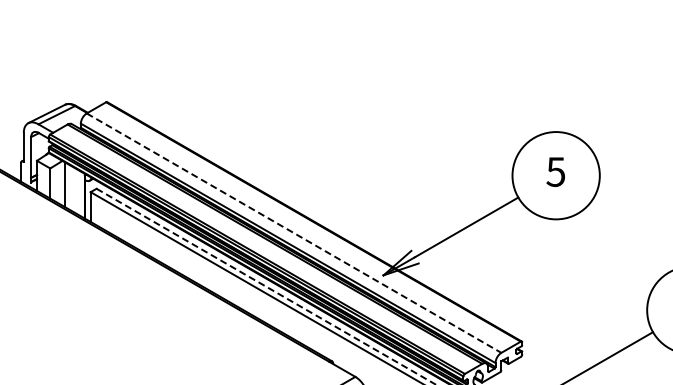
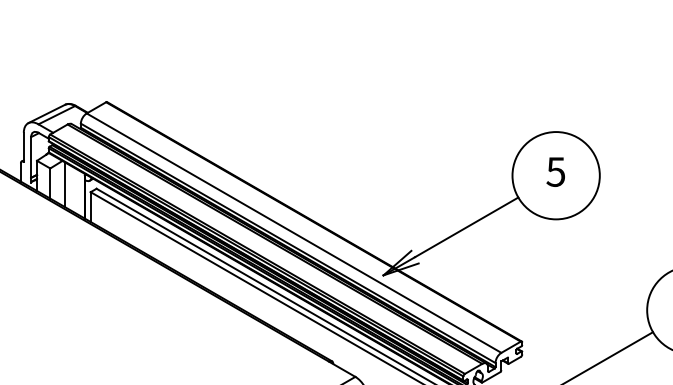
line: dashed -> solid (294, 233)
line: dashed -> solid (266, 287)
